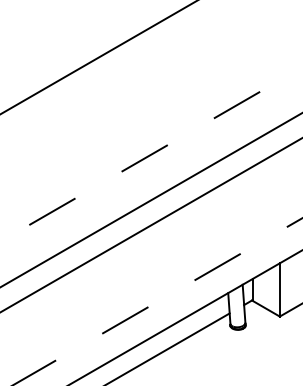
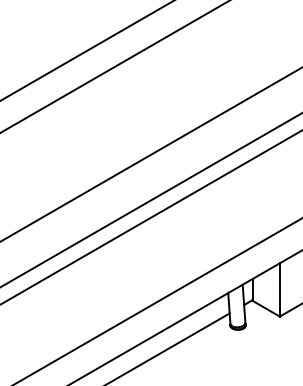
line position: (98, 57) -> (86, 50) (86, 50)
line: none -> present (114, 66)
line: dashed -> solid (150, 154)
line position: (150, 225) -> (150, 217) (150, 217)
line: dashed -> solid (158, 301)
